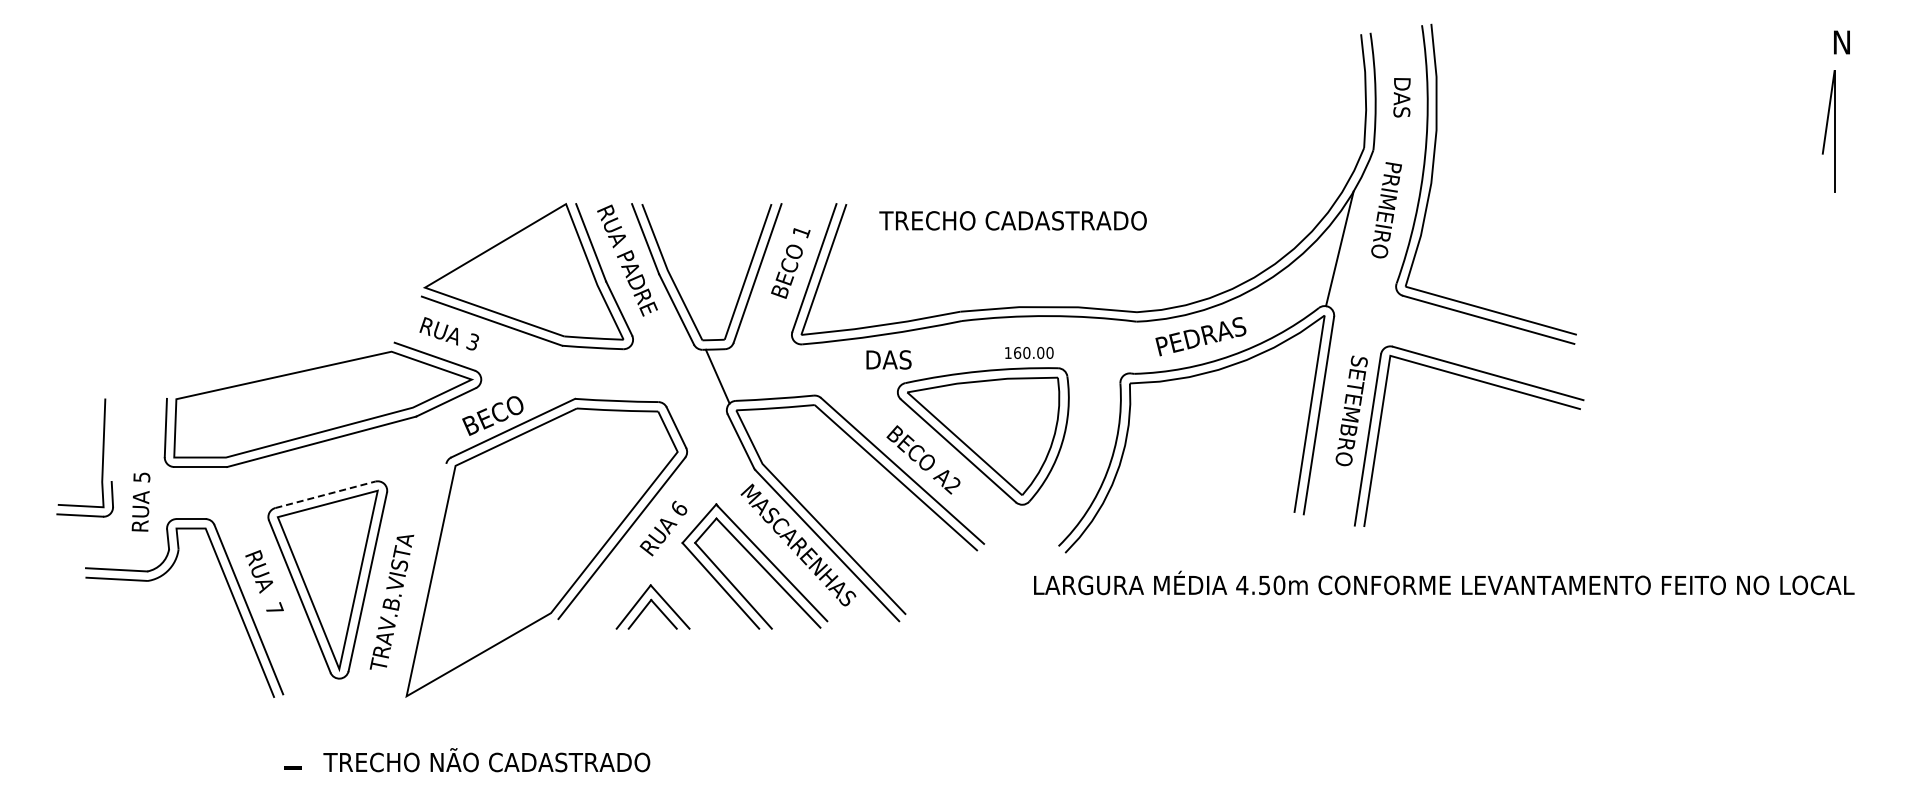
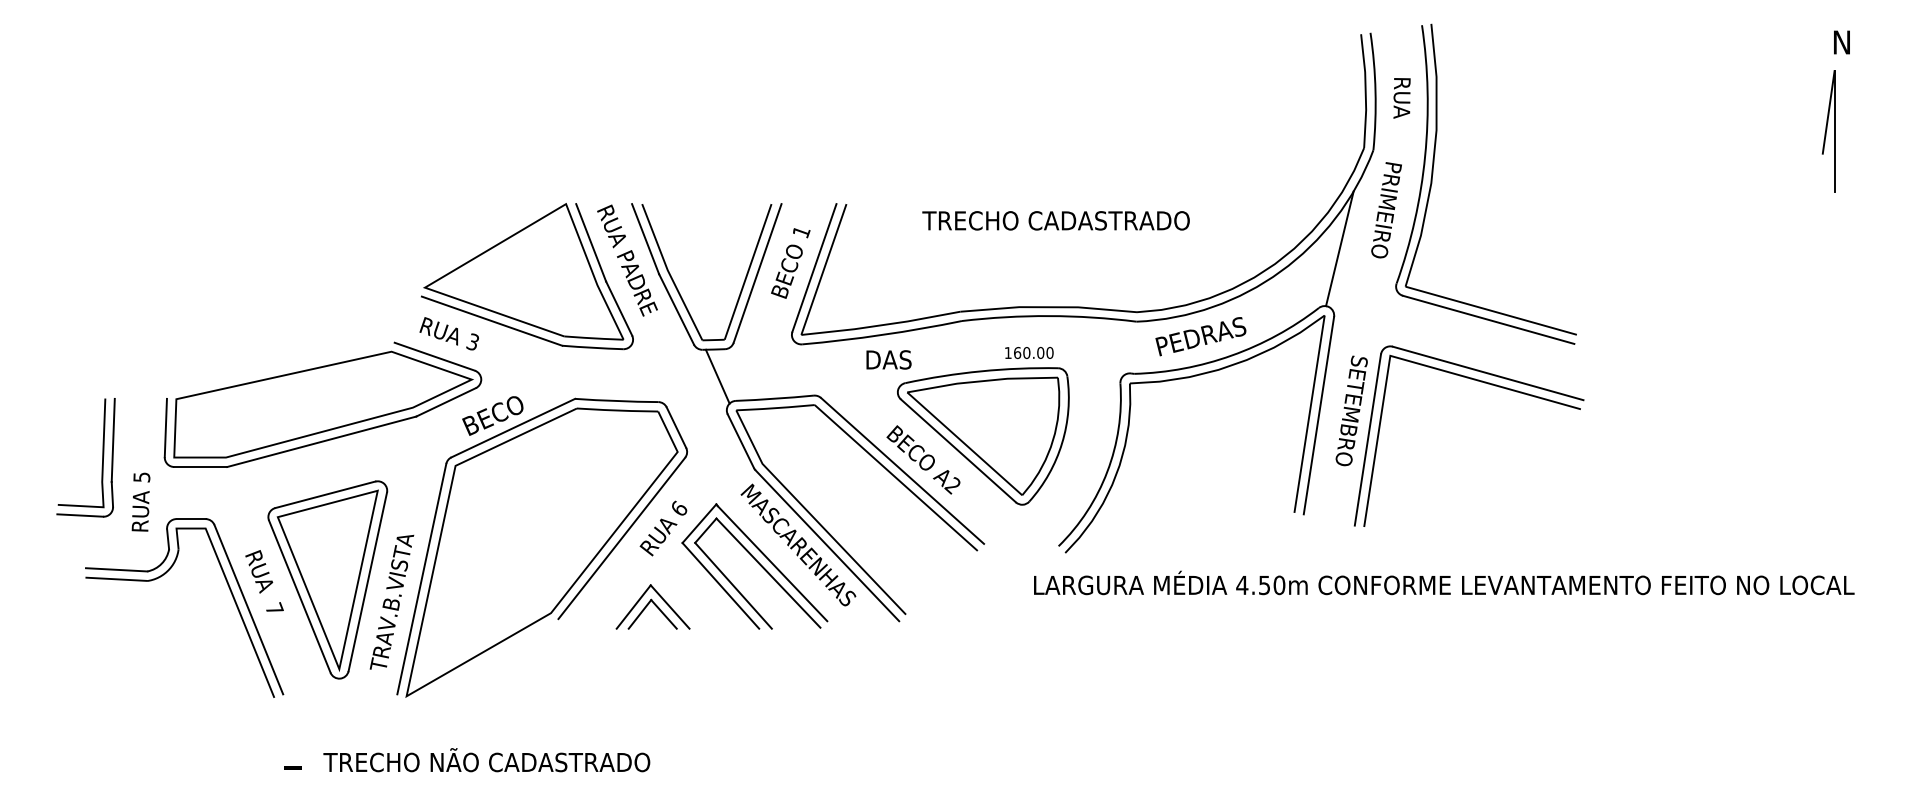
text: DAS -> RUA (1401, 99)
text position: (1012, 220) -> (1055, 220) (1055, 220)
line: none -> present (112, 440)
line: dashed -> solid (325, 494)
line: none -> present (421, 578)
